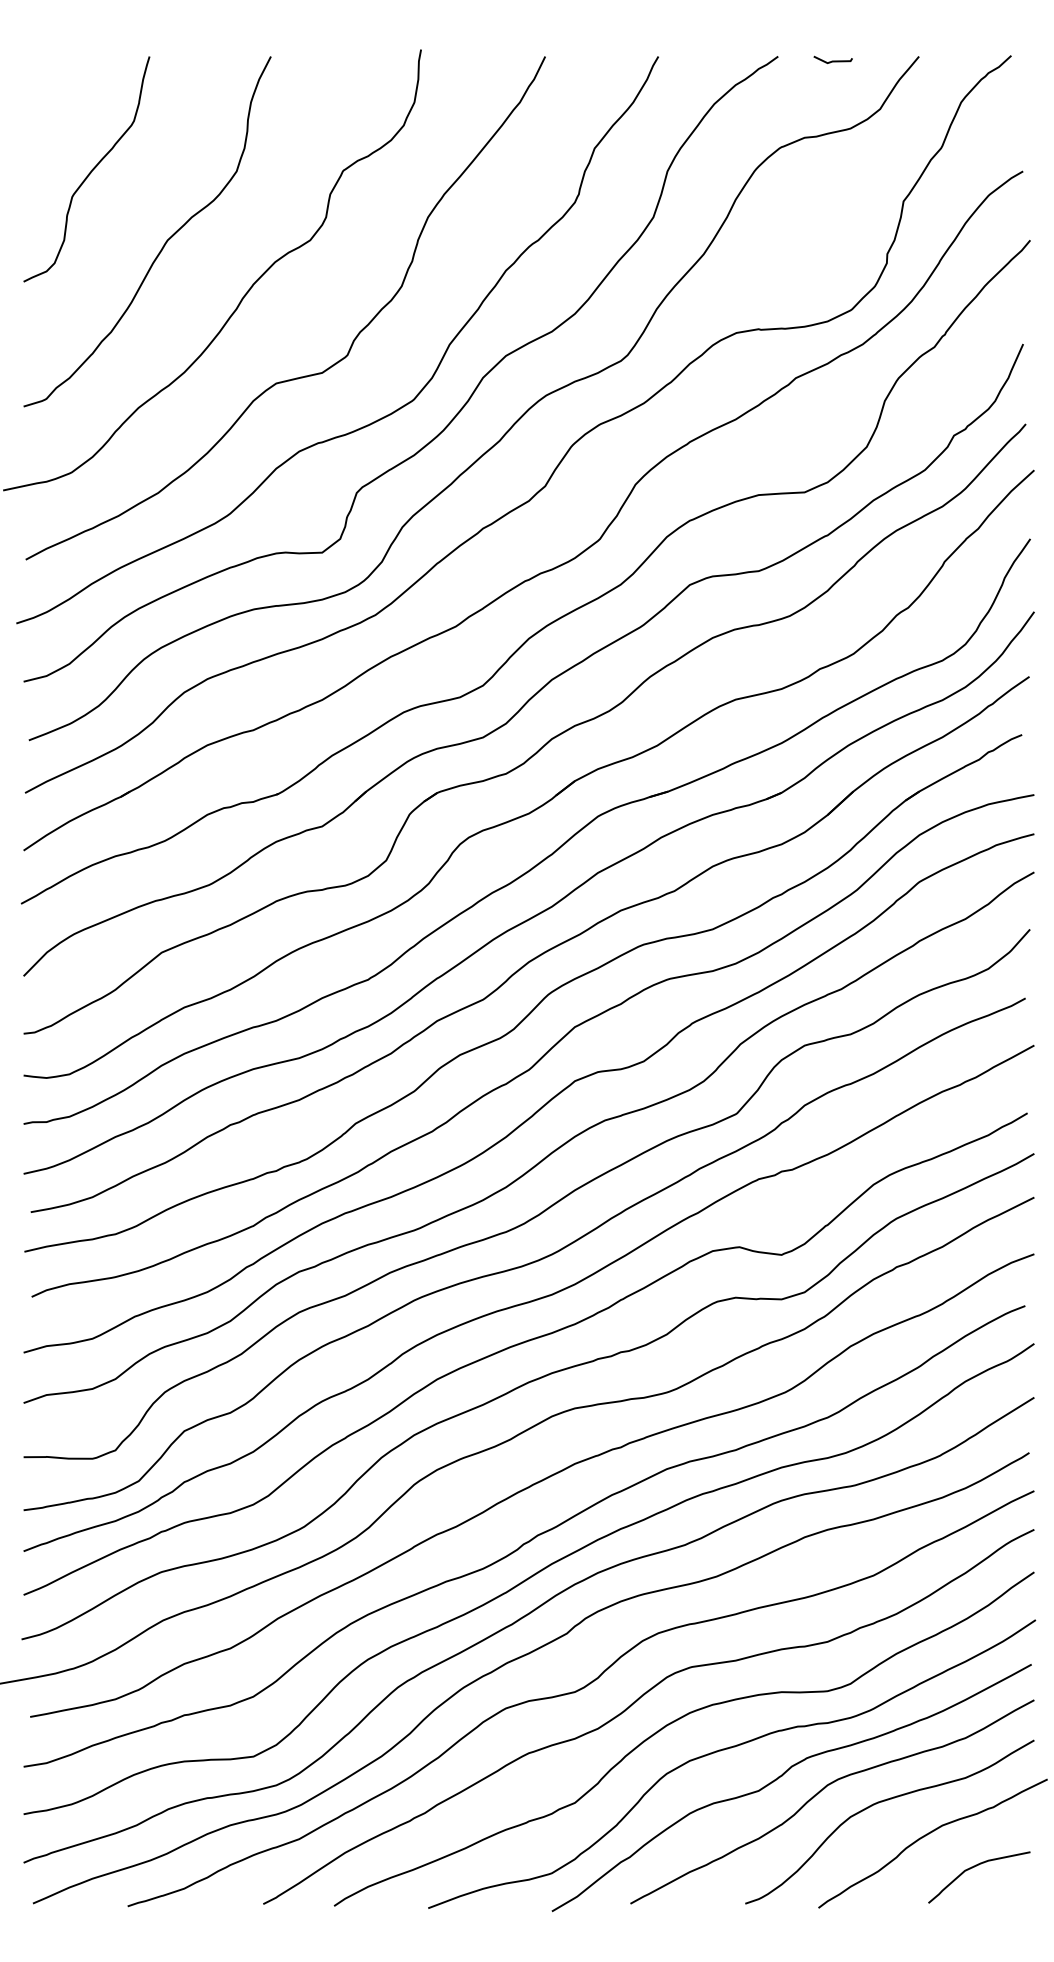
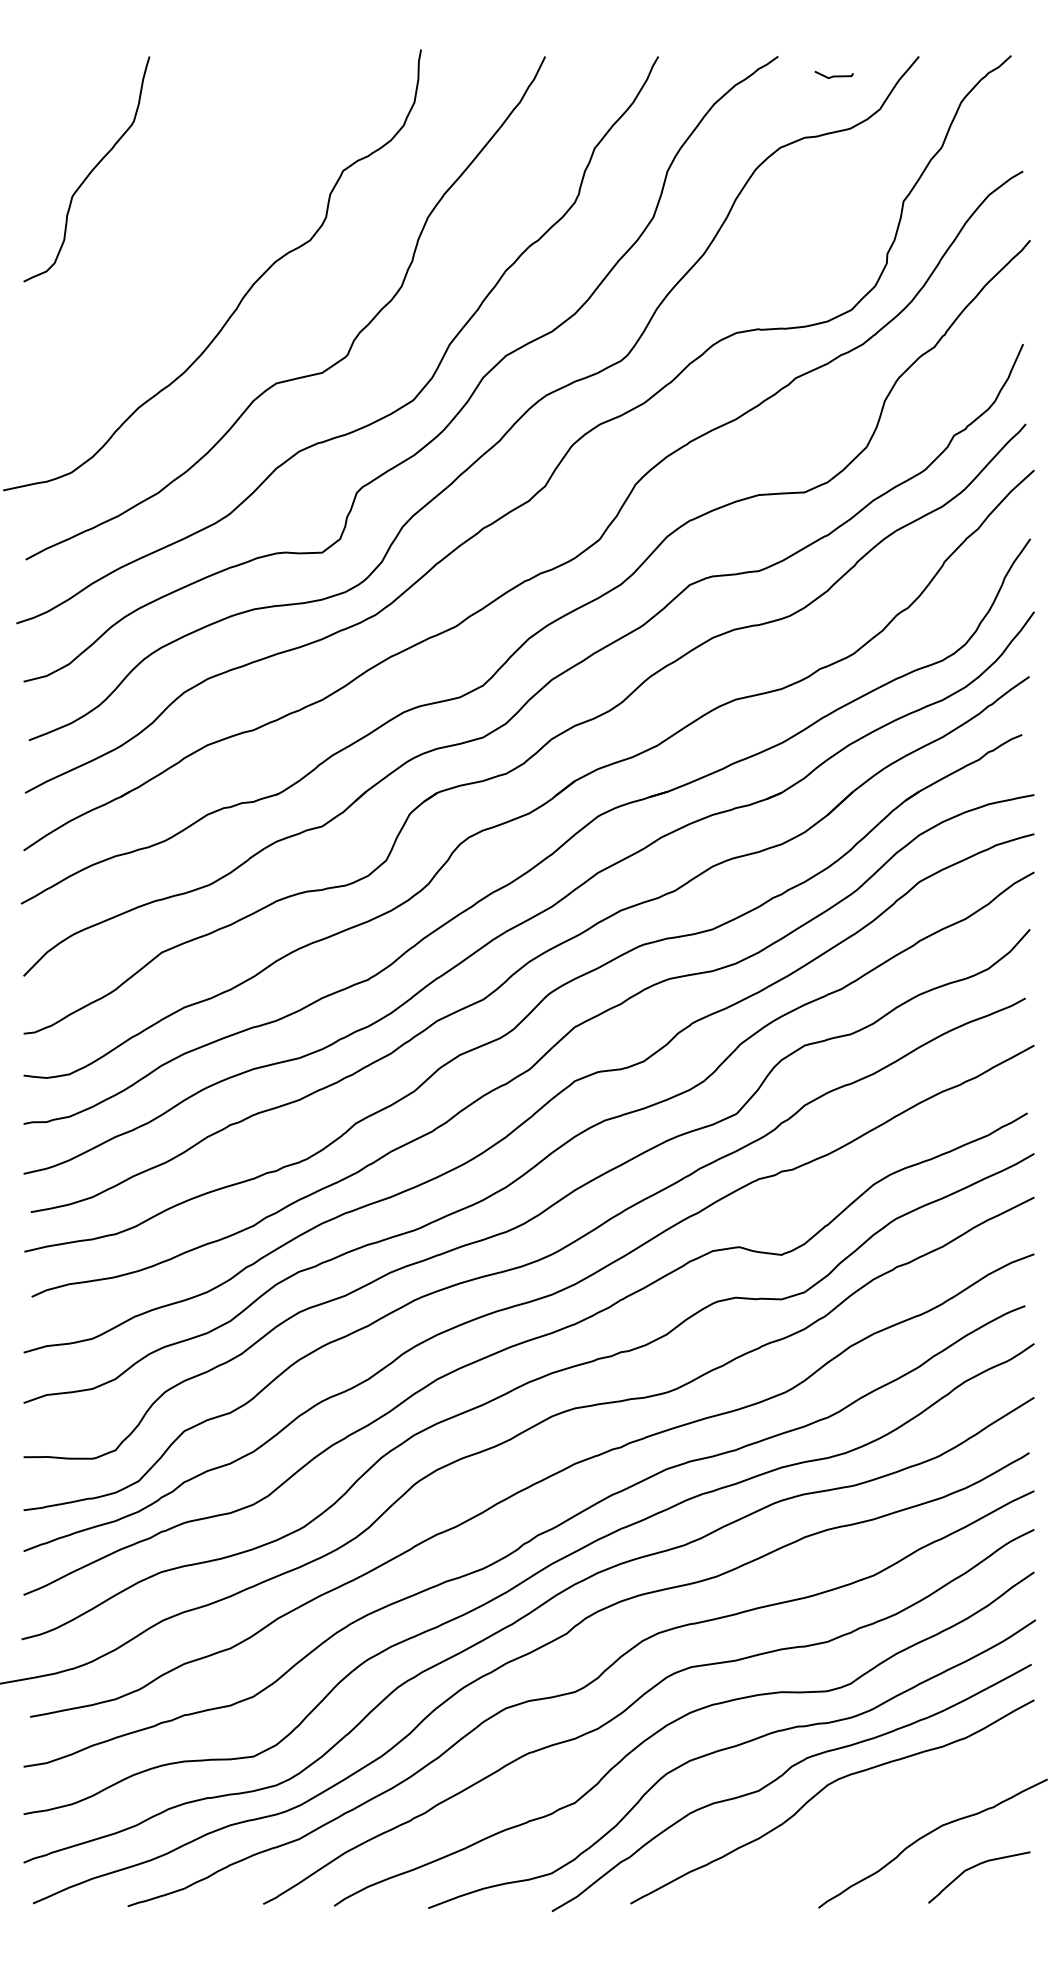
line position: (832, 60) -> (833, 75) (833, 75)
curve: present -> none (165, 241)
curve: present -> none (882, 1802)
